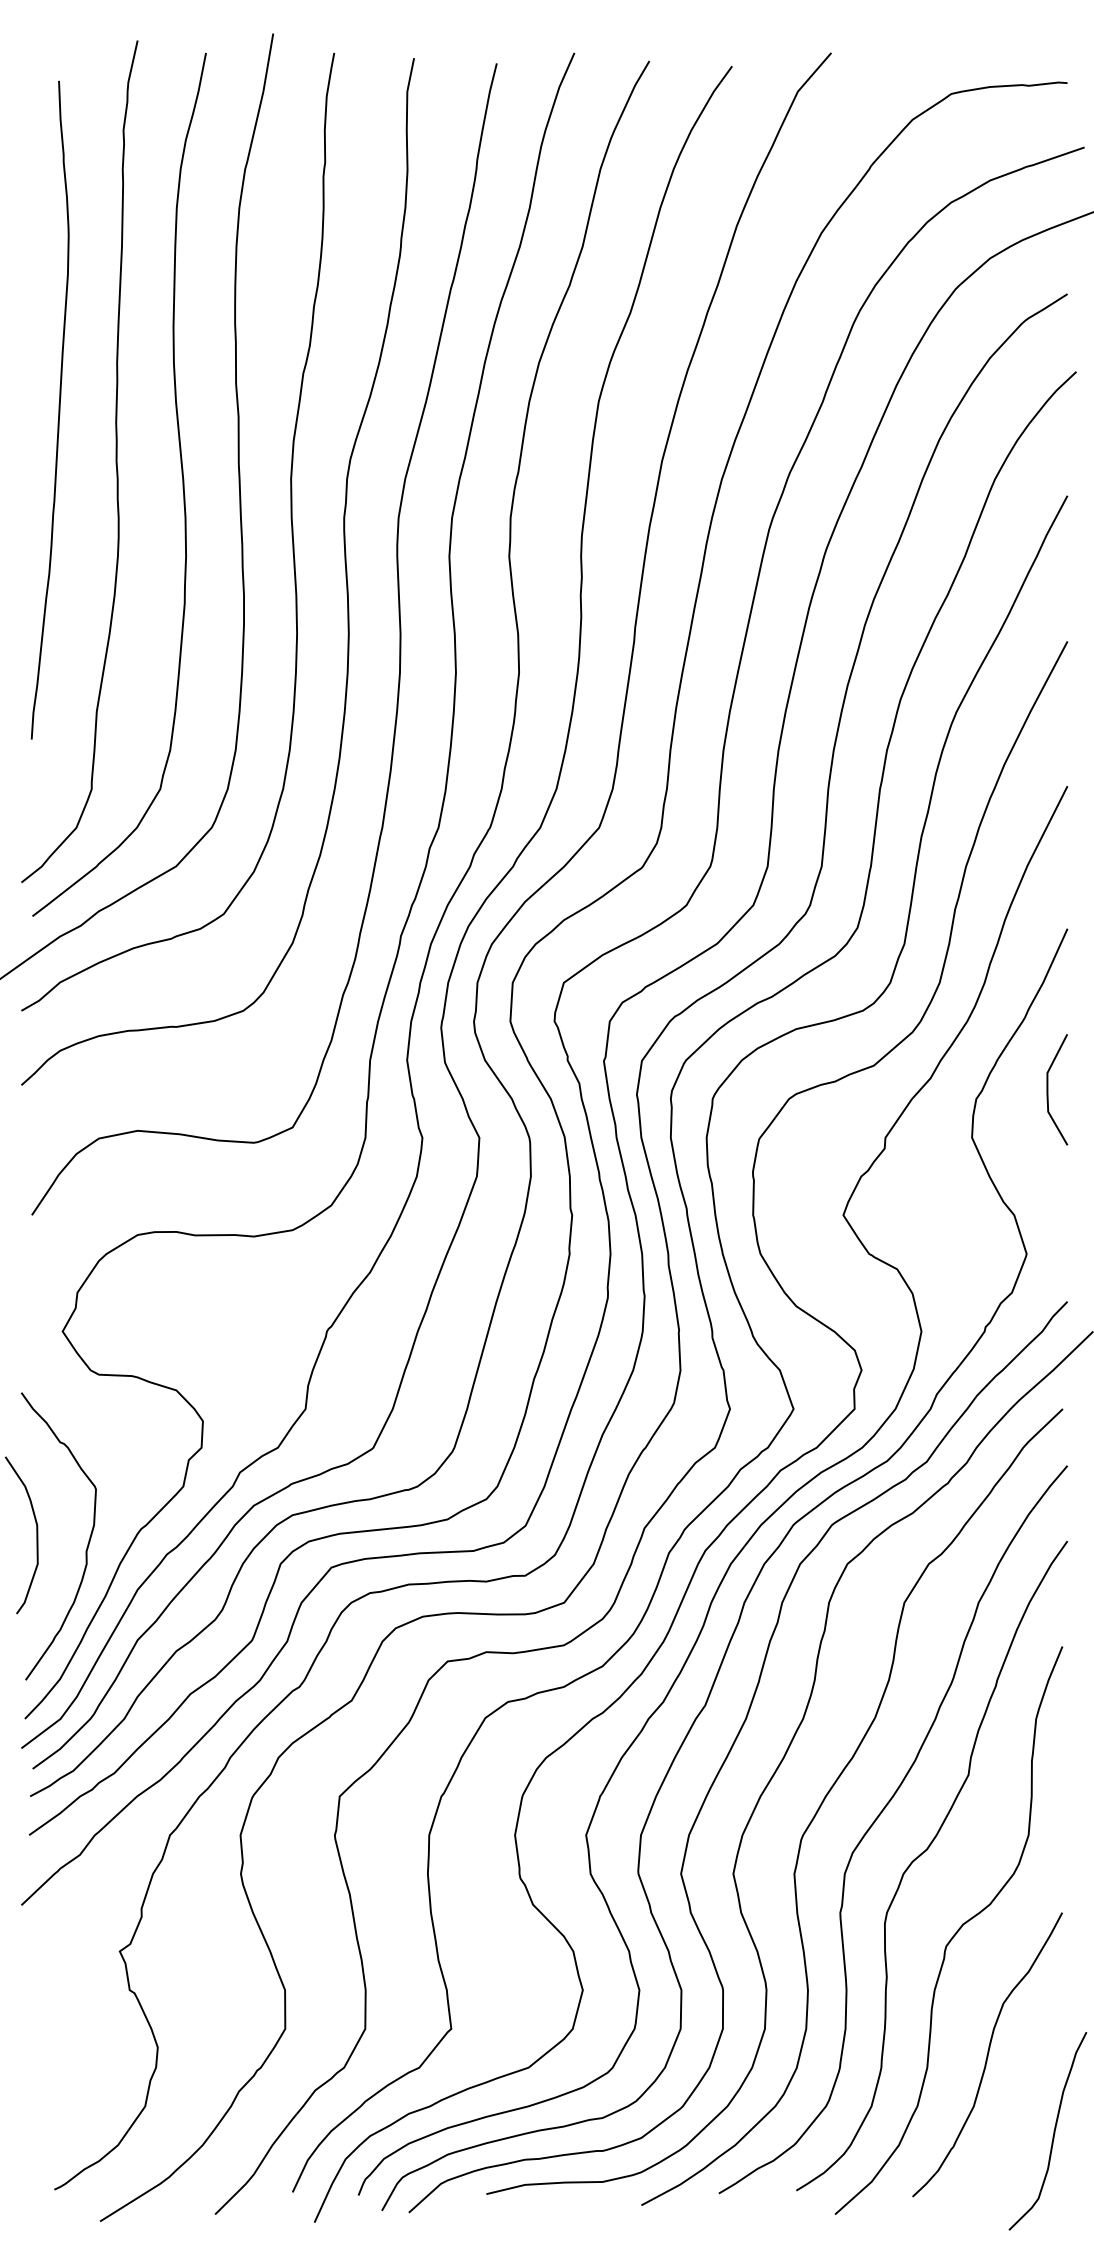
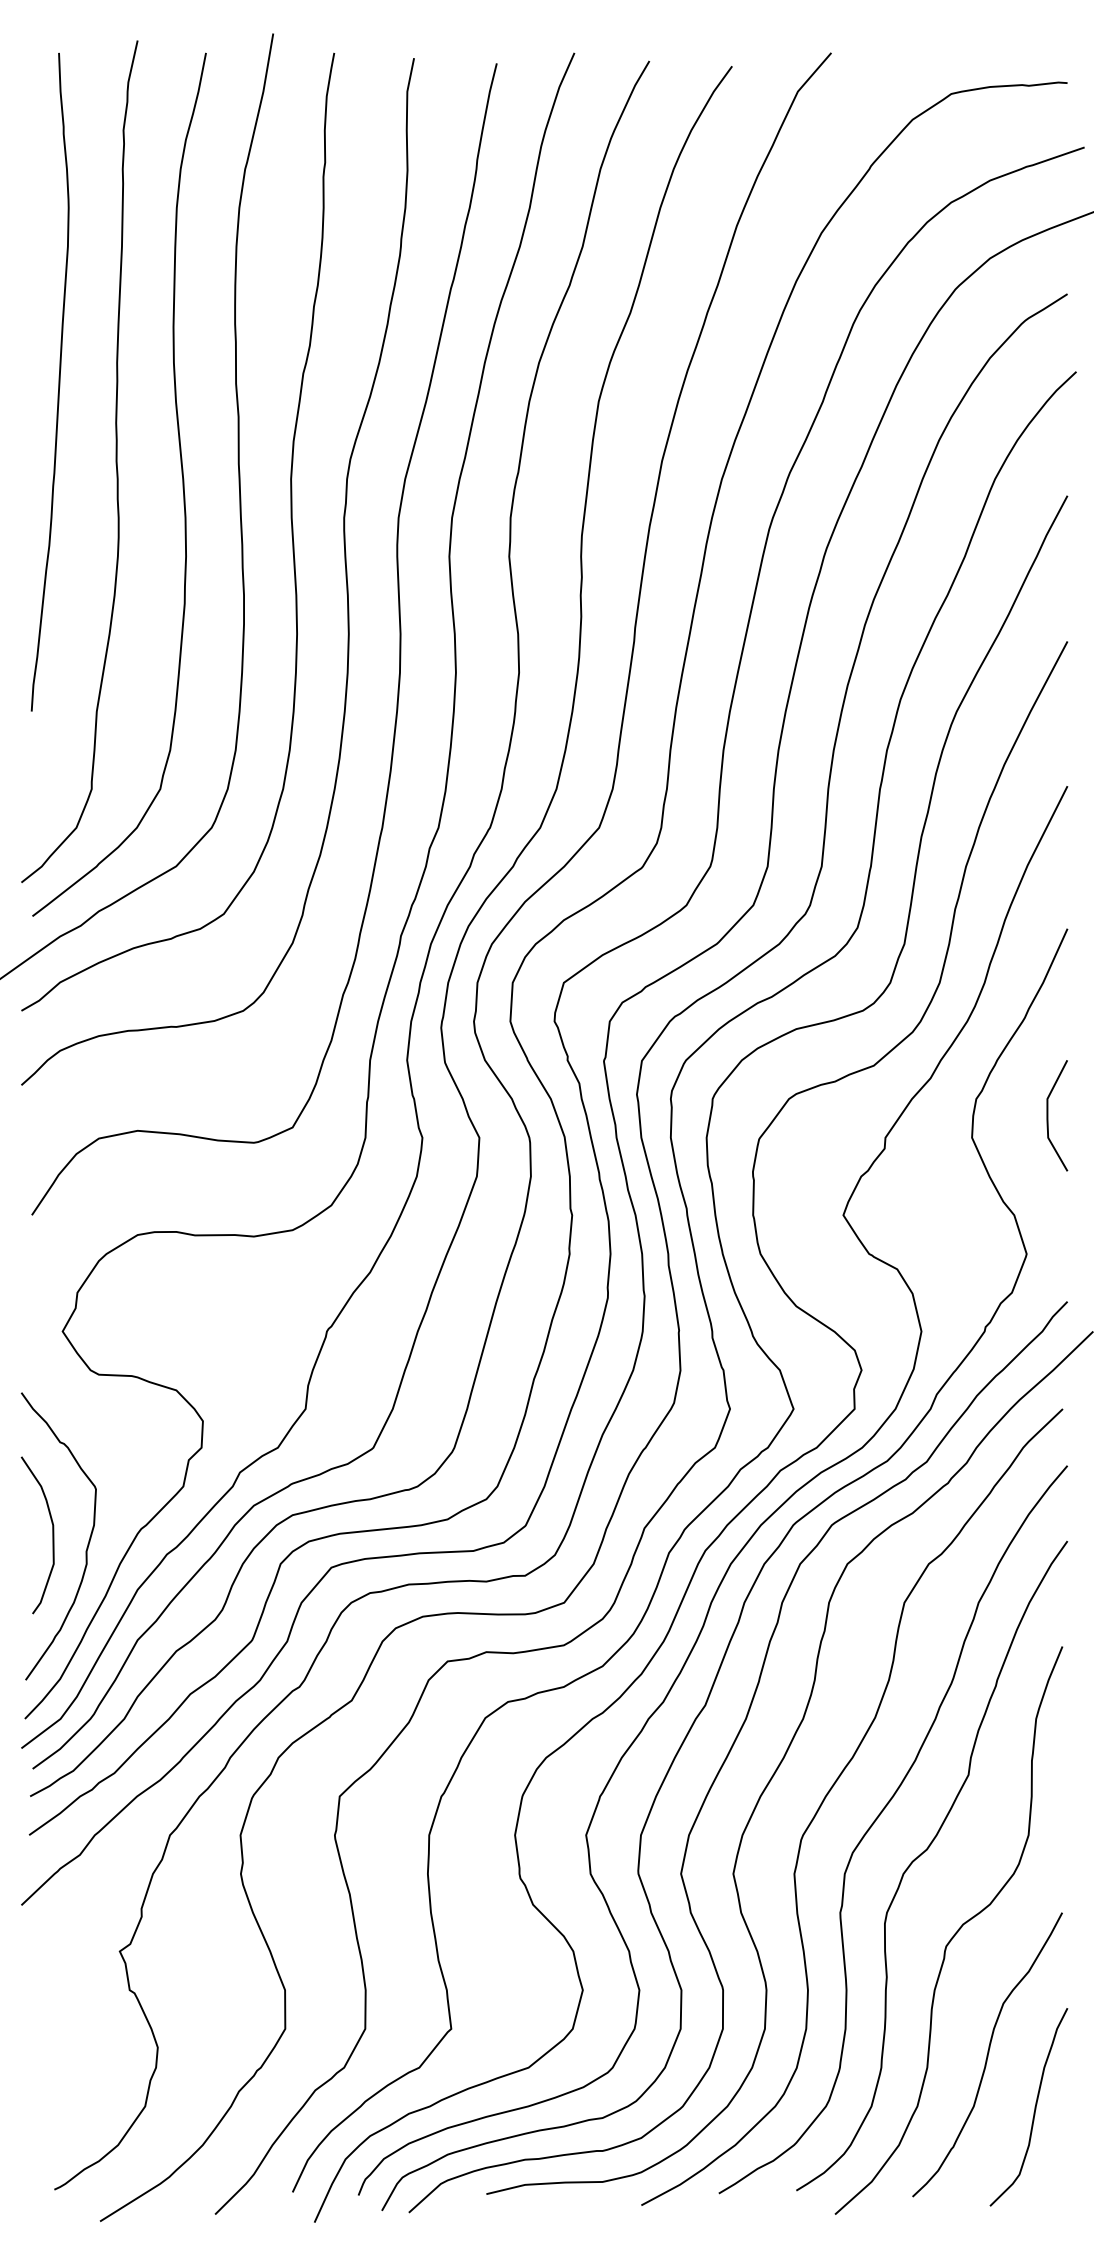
curve position: (58, 409) -> (58, 381) (58, 381)
line position: (1048, 1089) -> (1048, 1115) (1048, 1115)
curve position: (36, 1535) -> (52, 1535) (52, 1535)
curve position: (1053, 2131) -> (1034, 2107) (1034, 2107)
